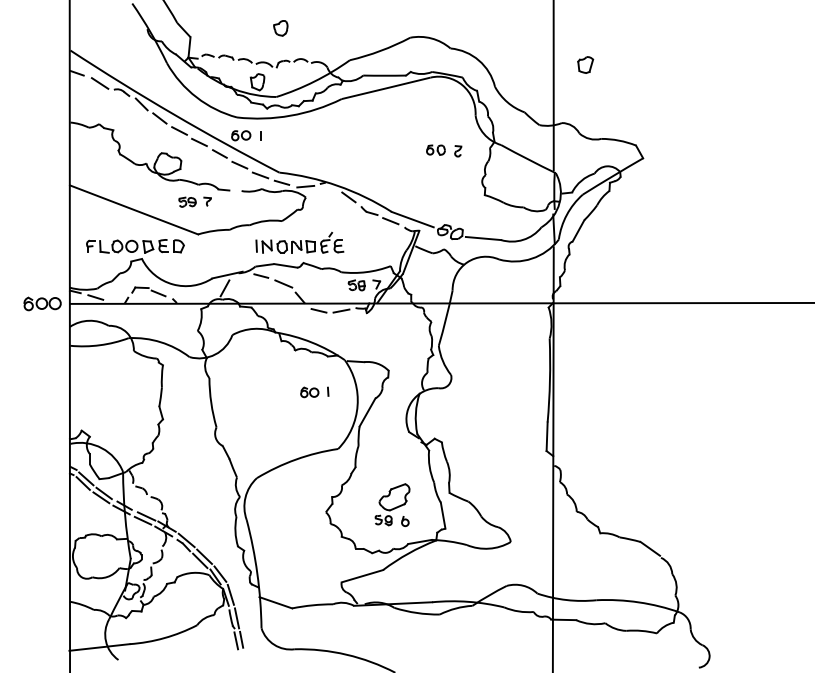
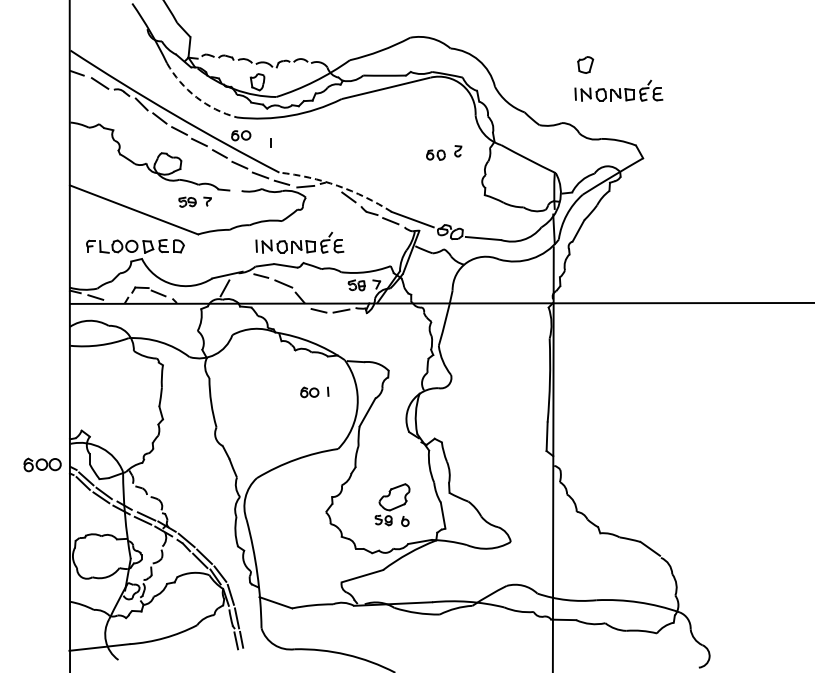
part: present -> none (280, 28)
line: present -> none (553, 86)
part: none -> present (618, 90)
arc: solid -> dashed (196, 97)
line position: (260, 135) -> (270, 142) (270, 142)
part position: (435, 149) -> (435, 154) (435, 154)
arc: solid -> dashed (337, 185)
part position: (42, 303) -> (42, 464) (42, 464)
